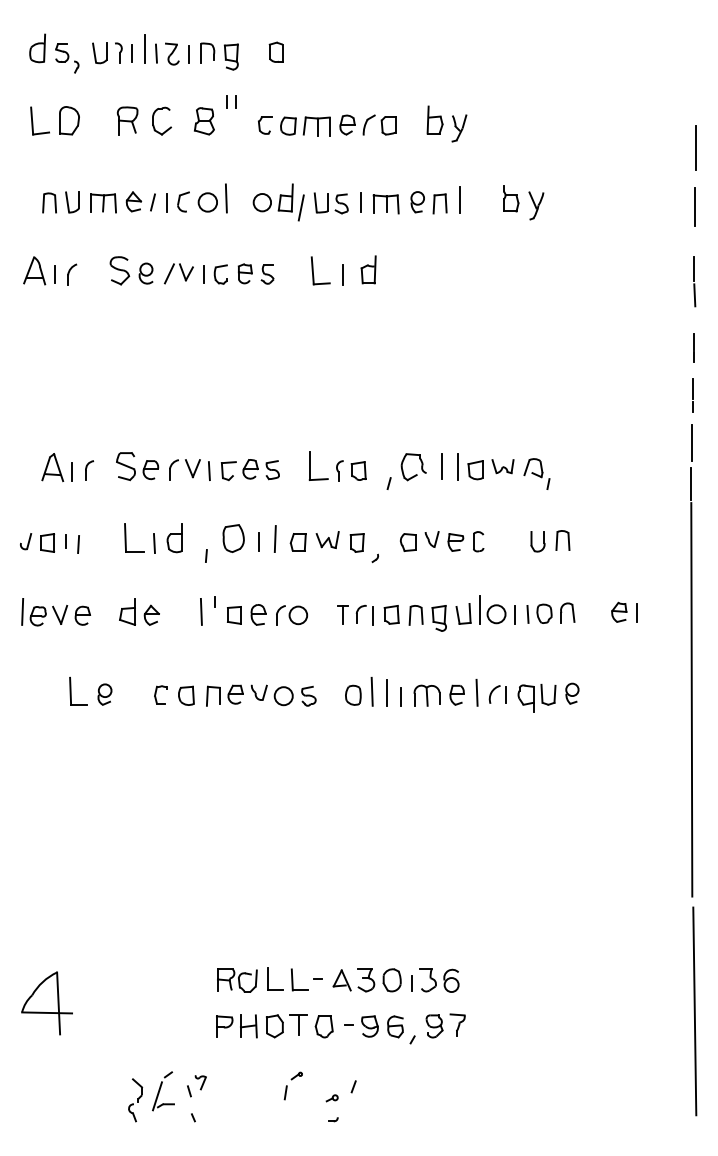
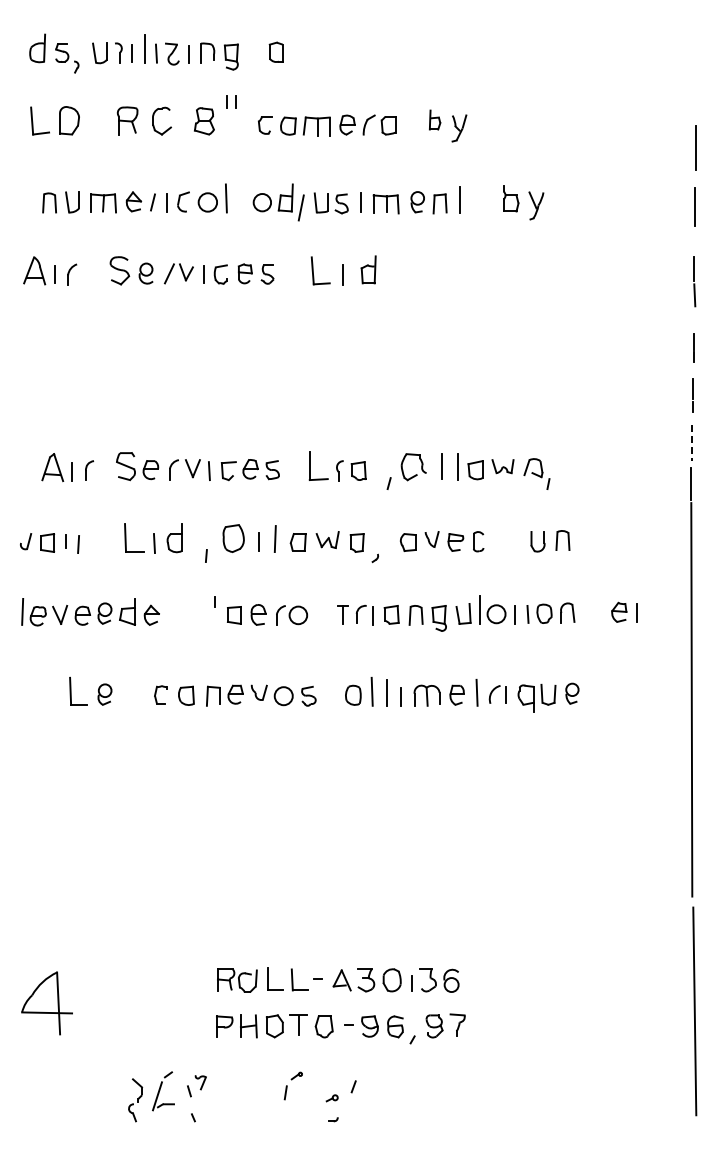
part size: 18x30 px -> 13x22 px (435, 119)
line: solid -> dashed (692, 443)
line: present -> none (200, 611)
part: none -> present (104, 613)
